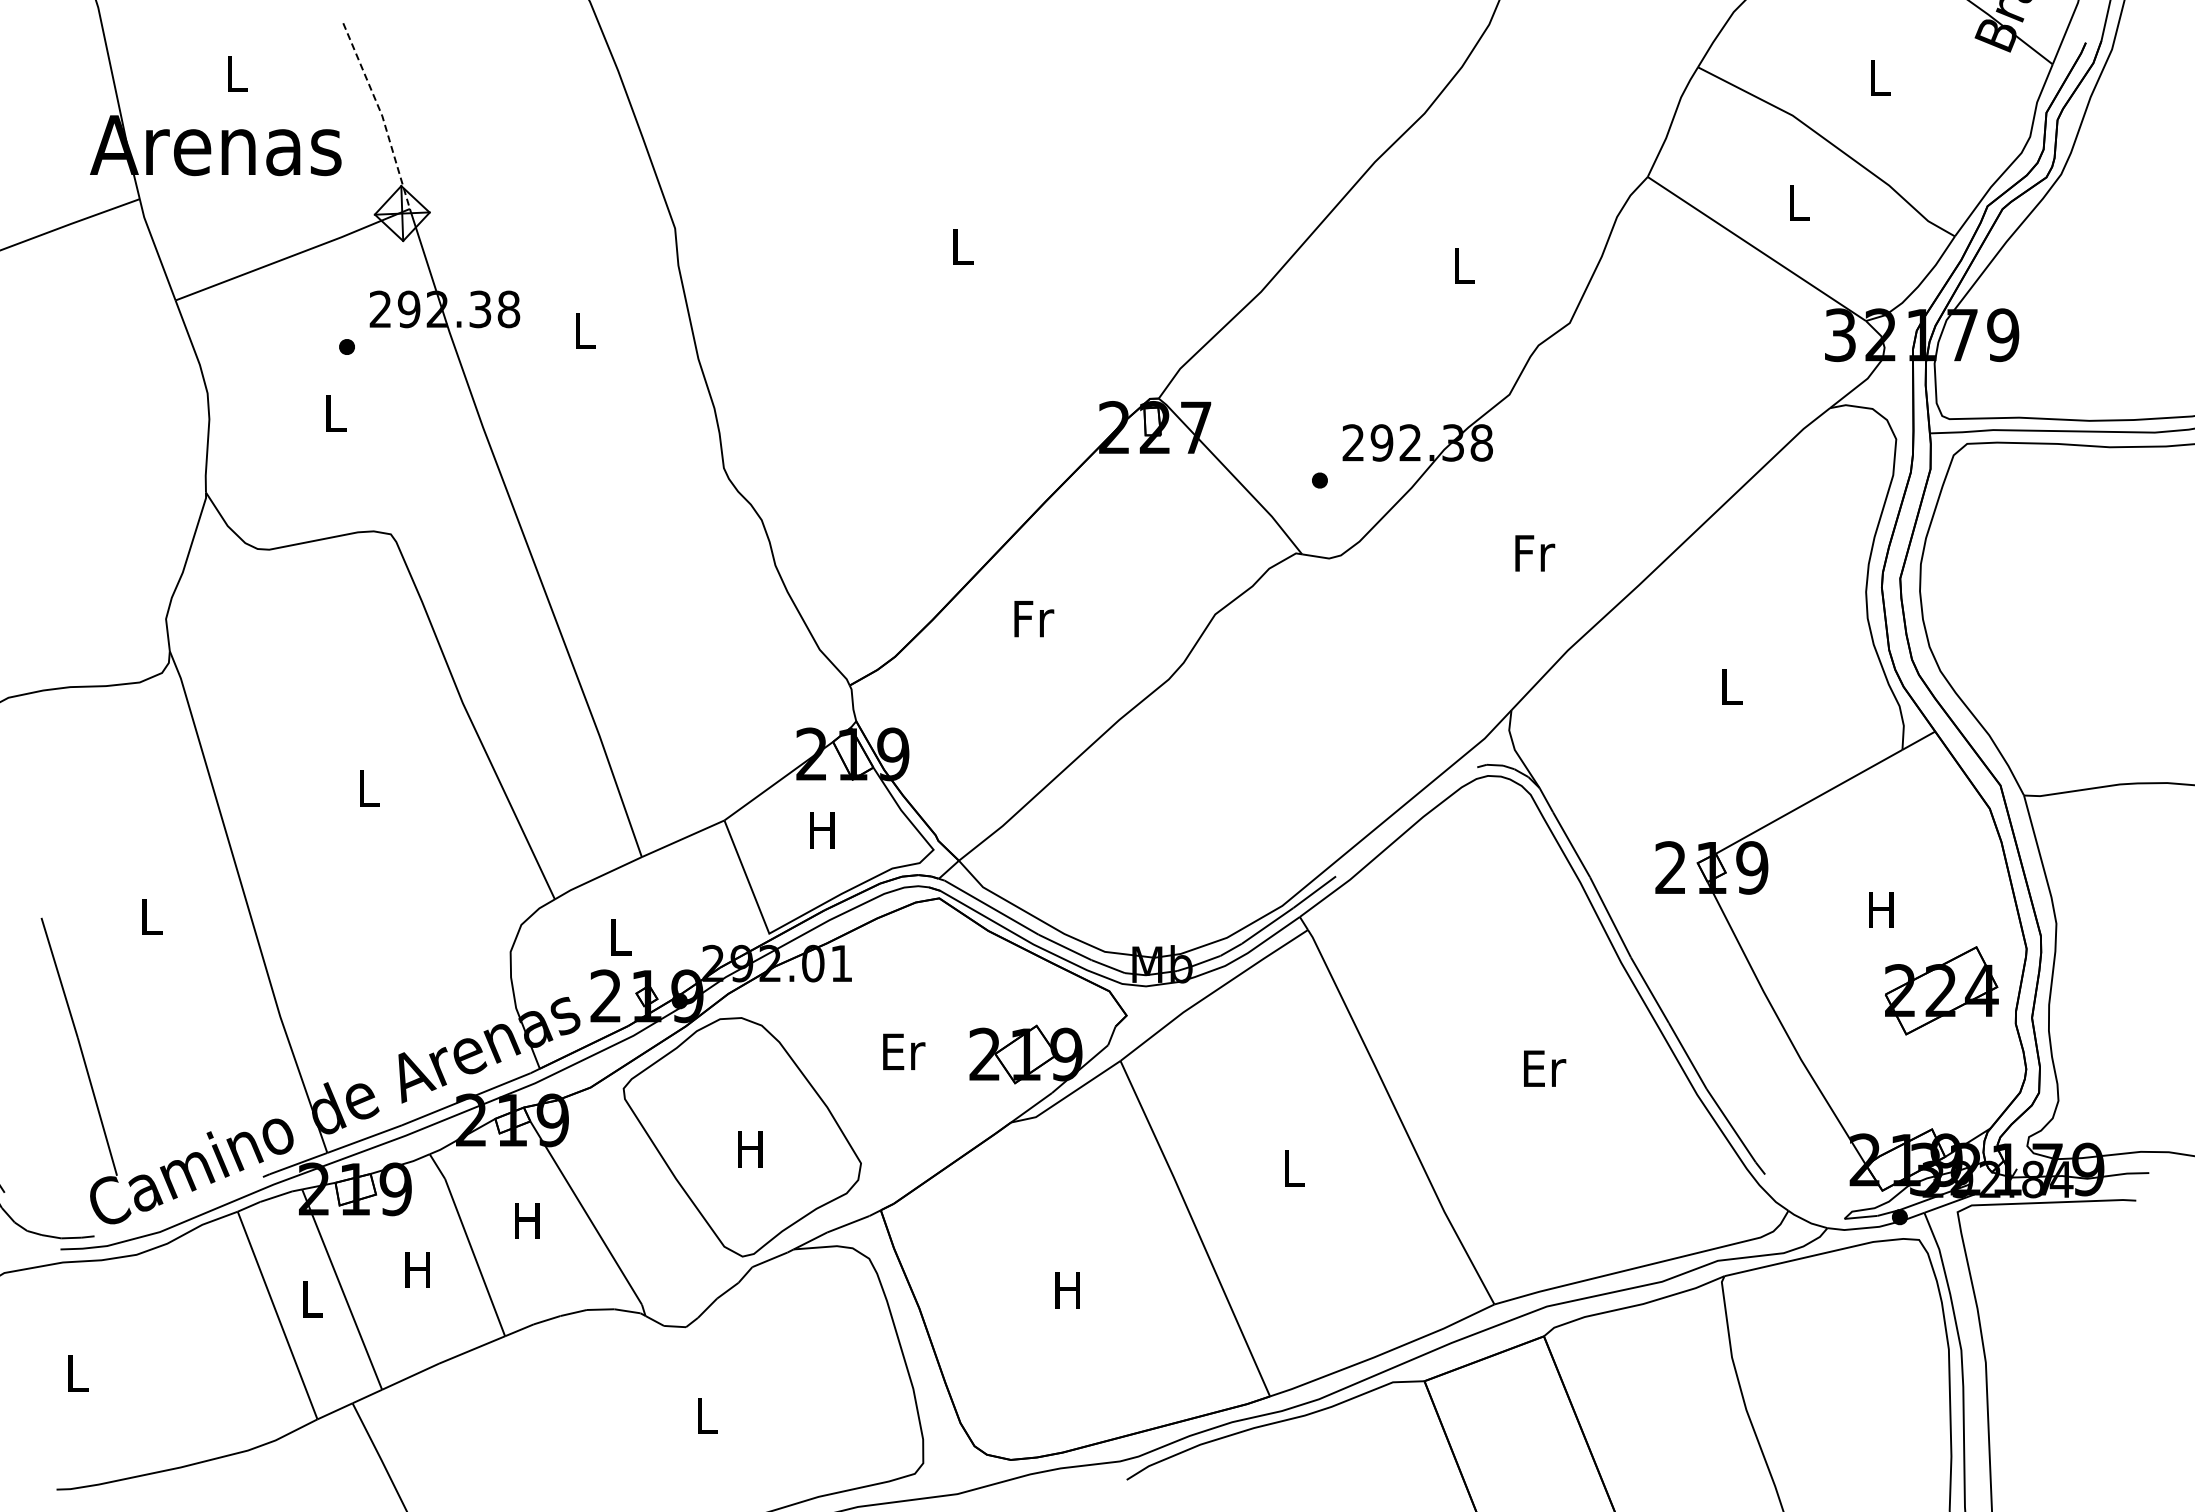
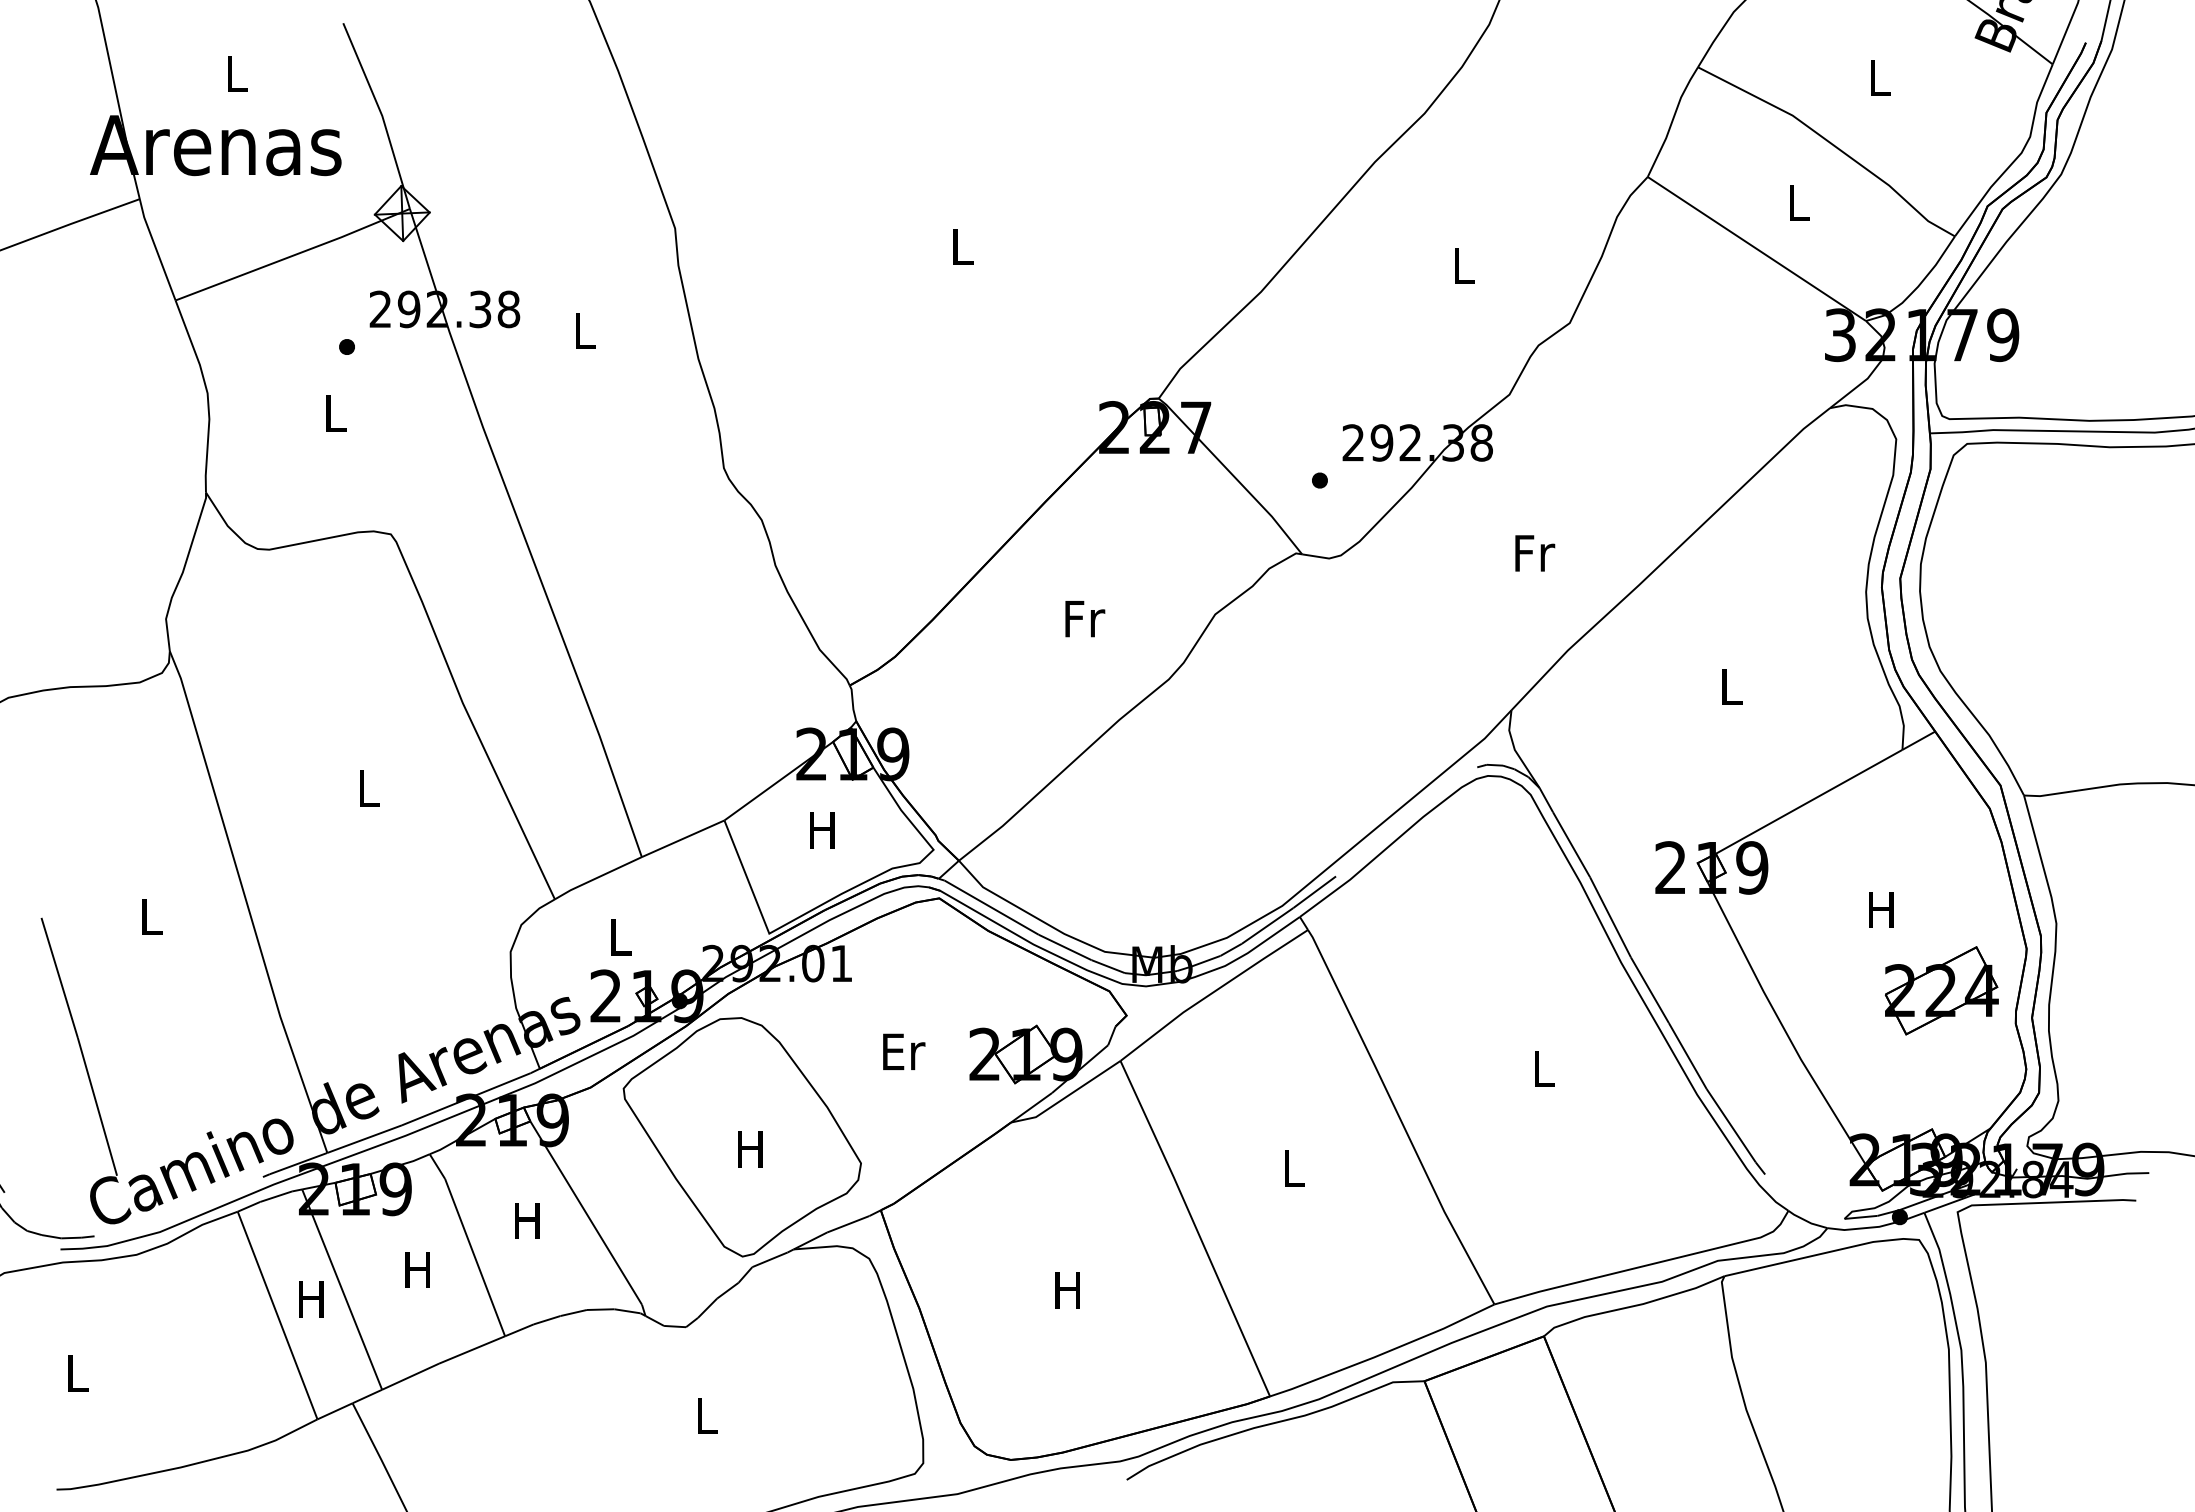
line: dashed -> solid (381, 115)
text position: (1034, 619) -> (1085, 619) (1085, 619)
text: Er -> L (1545, 1068)
text: L -> H (311, 1299)
